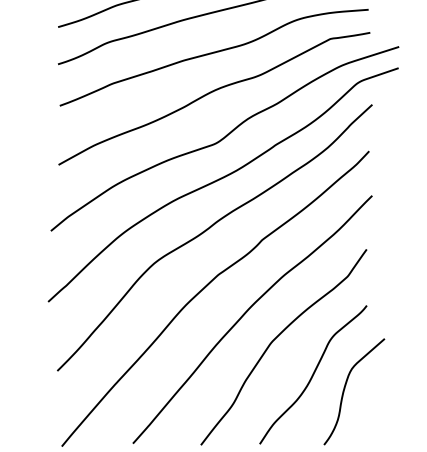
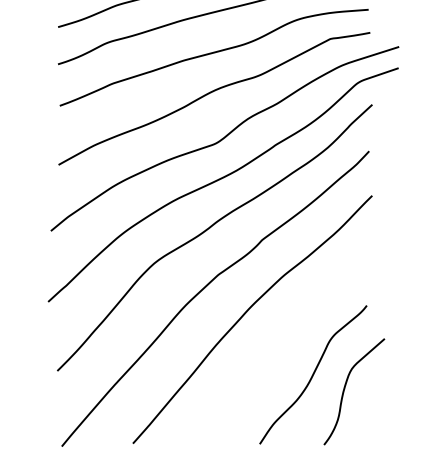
curve: present -> none (275, 339)
